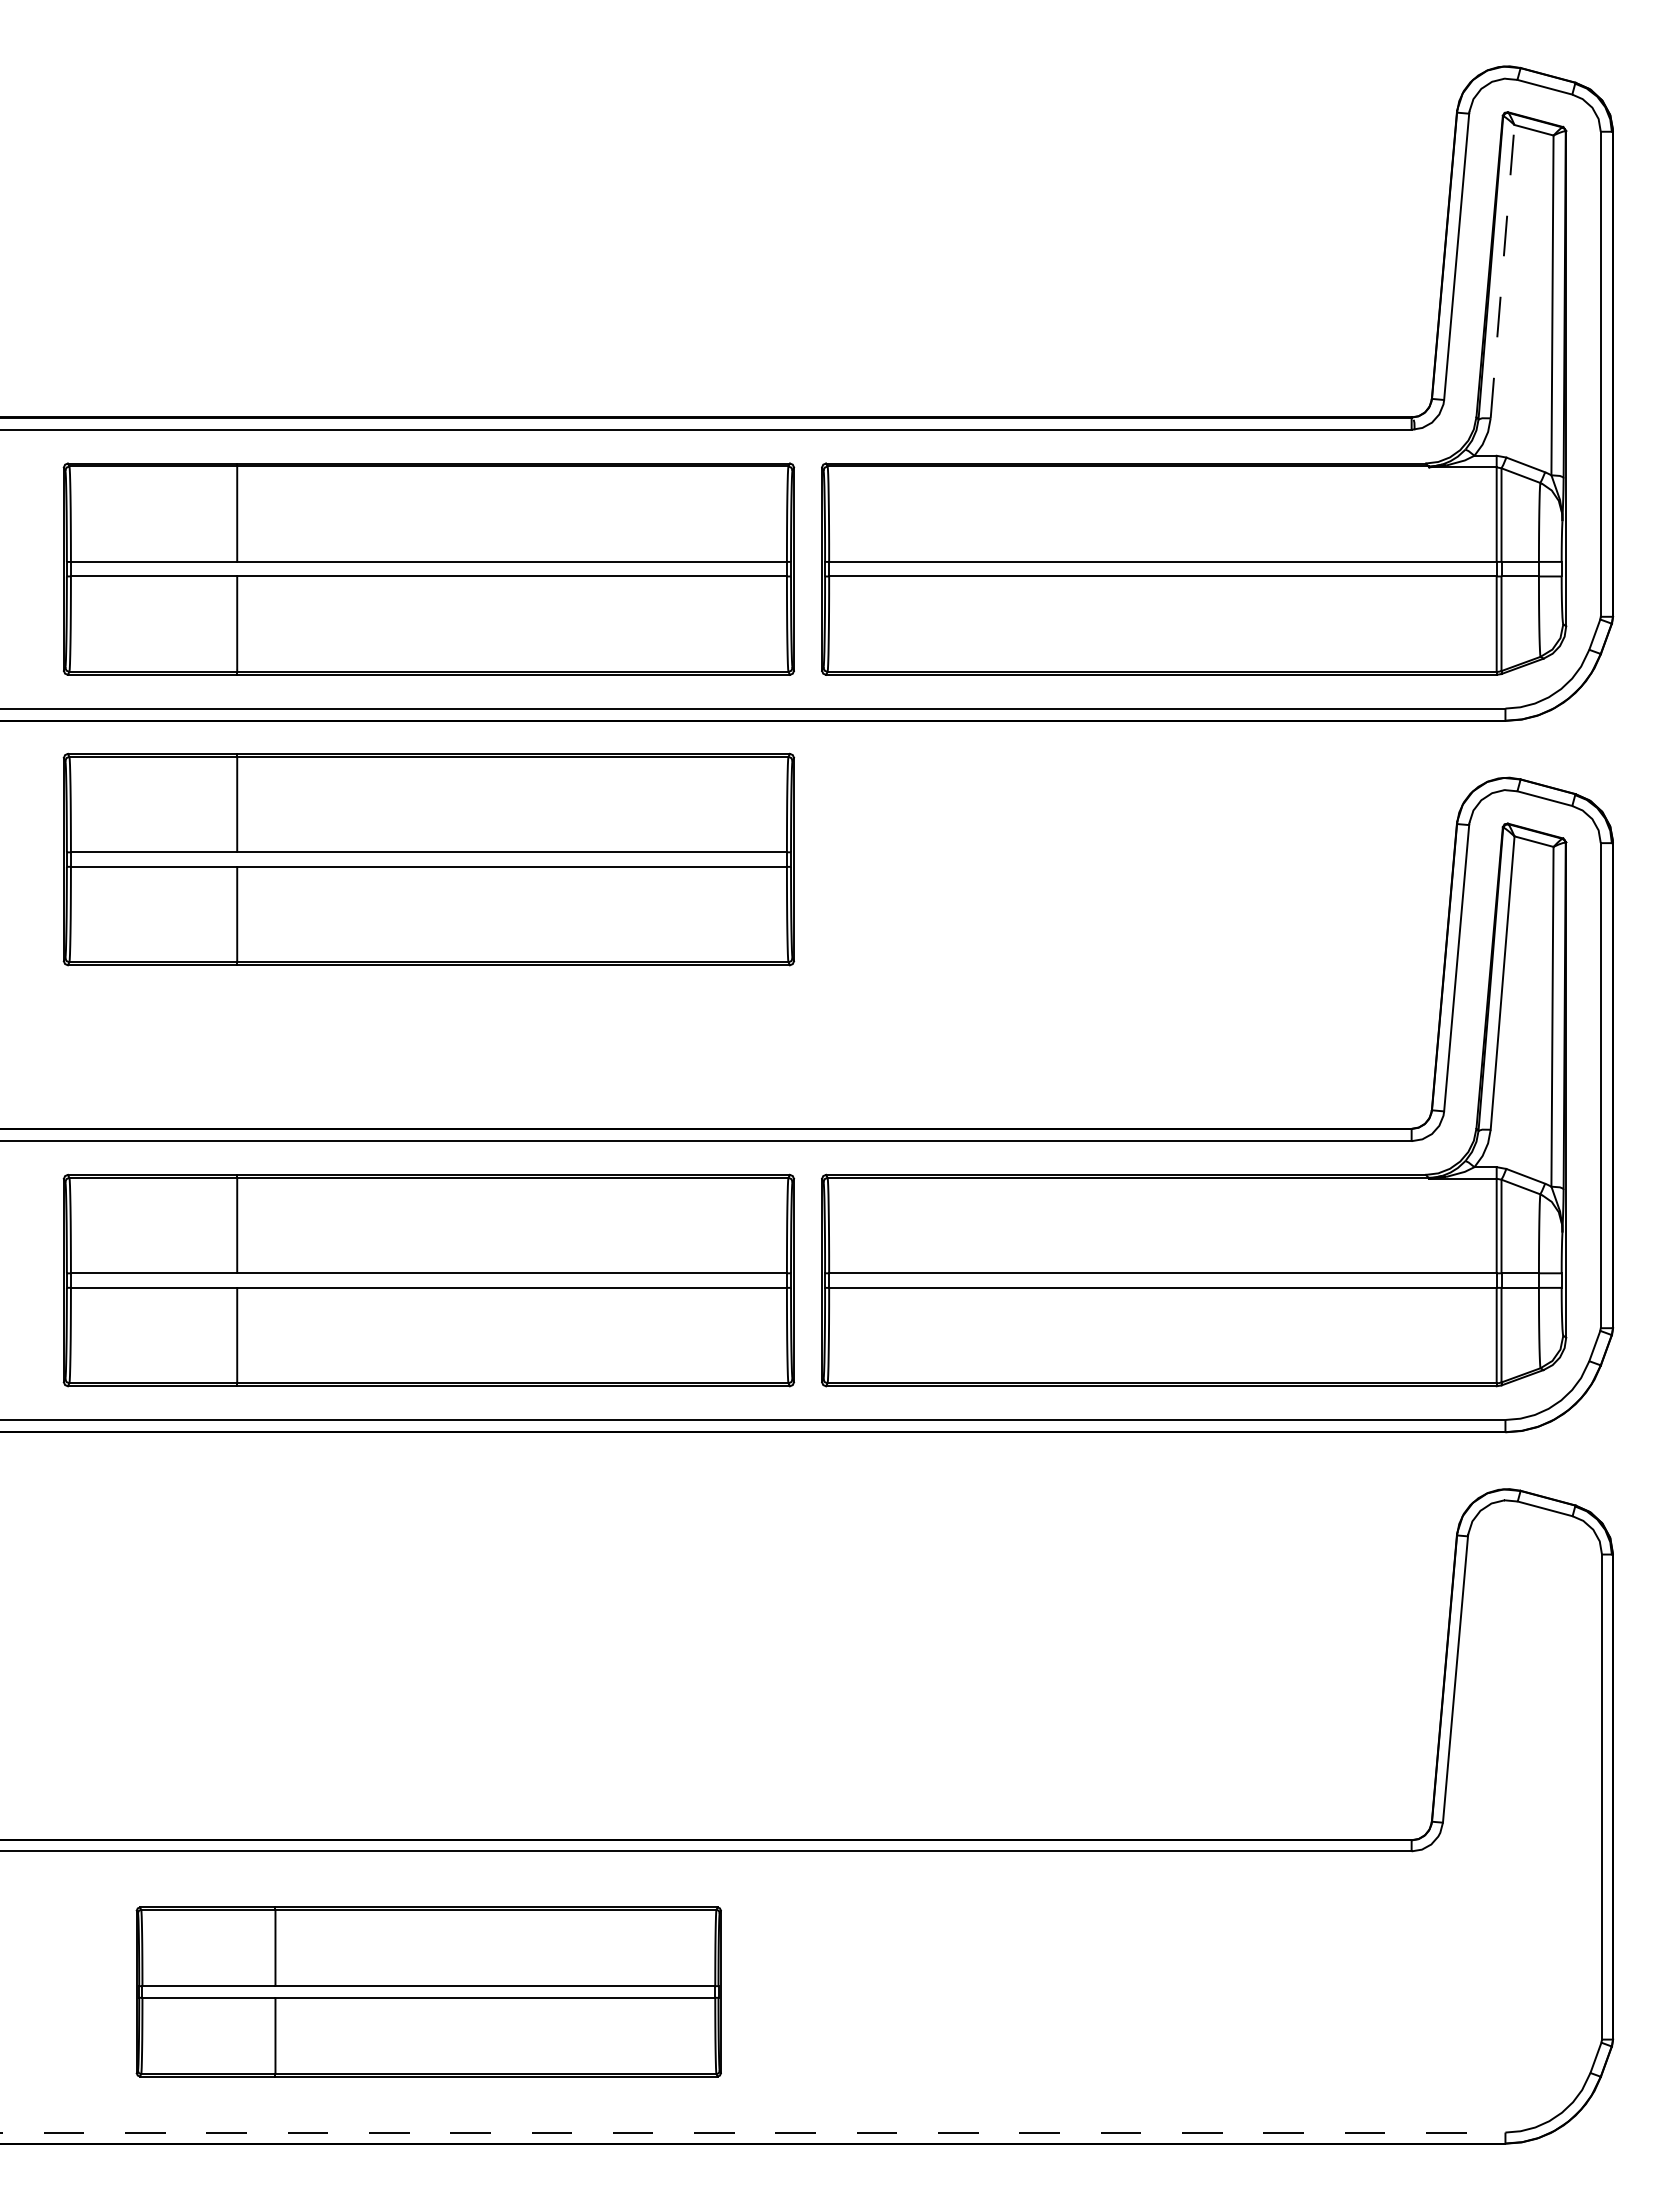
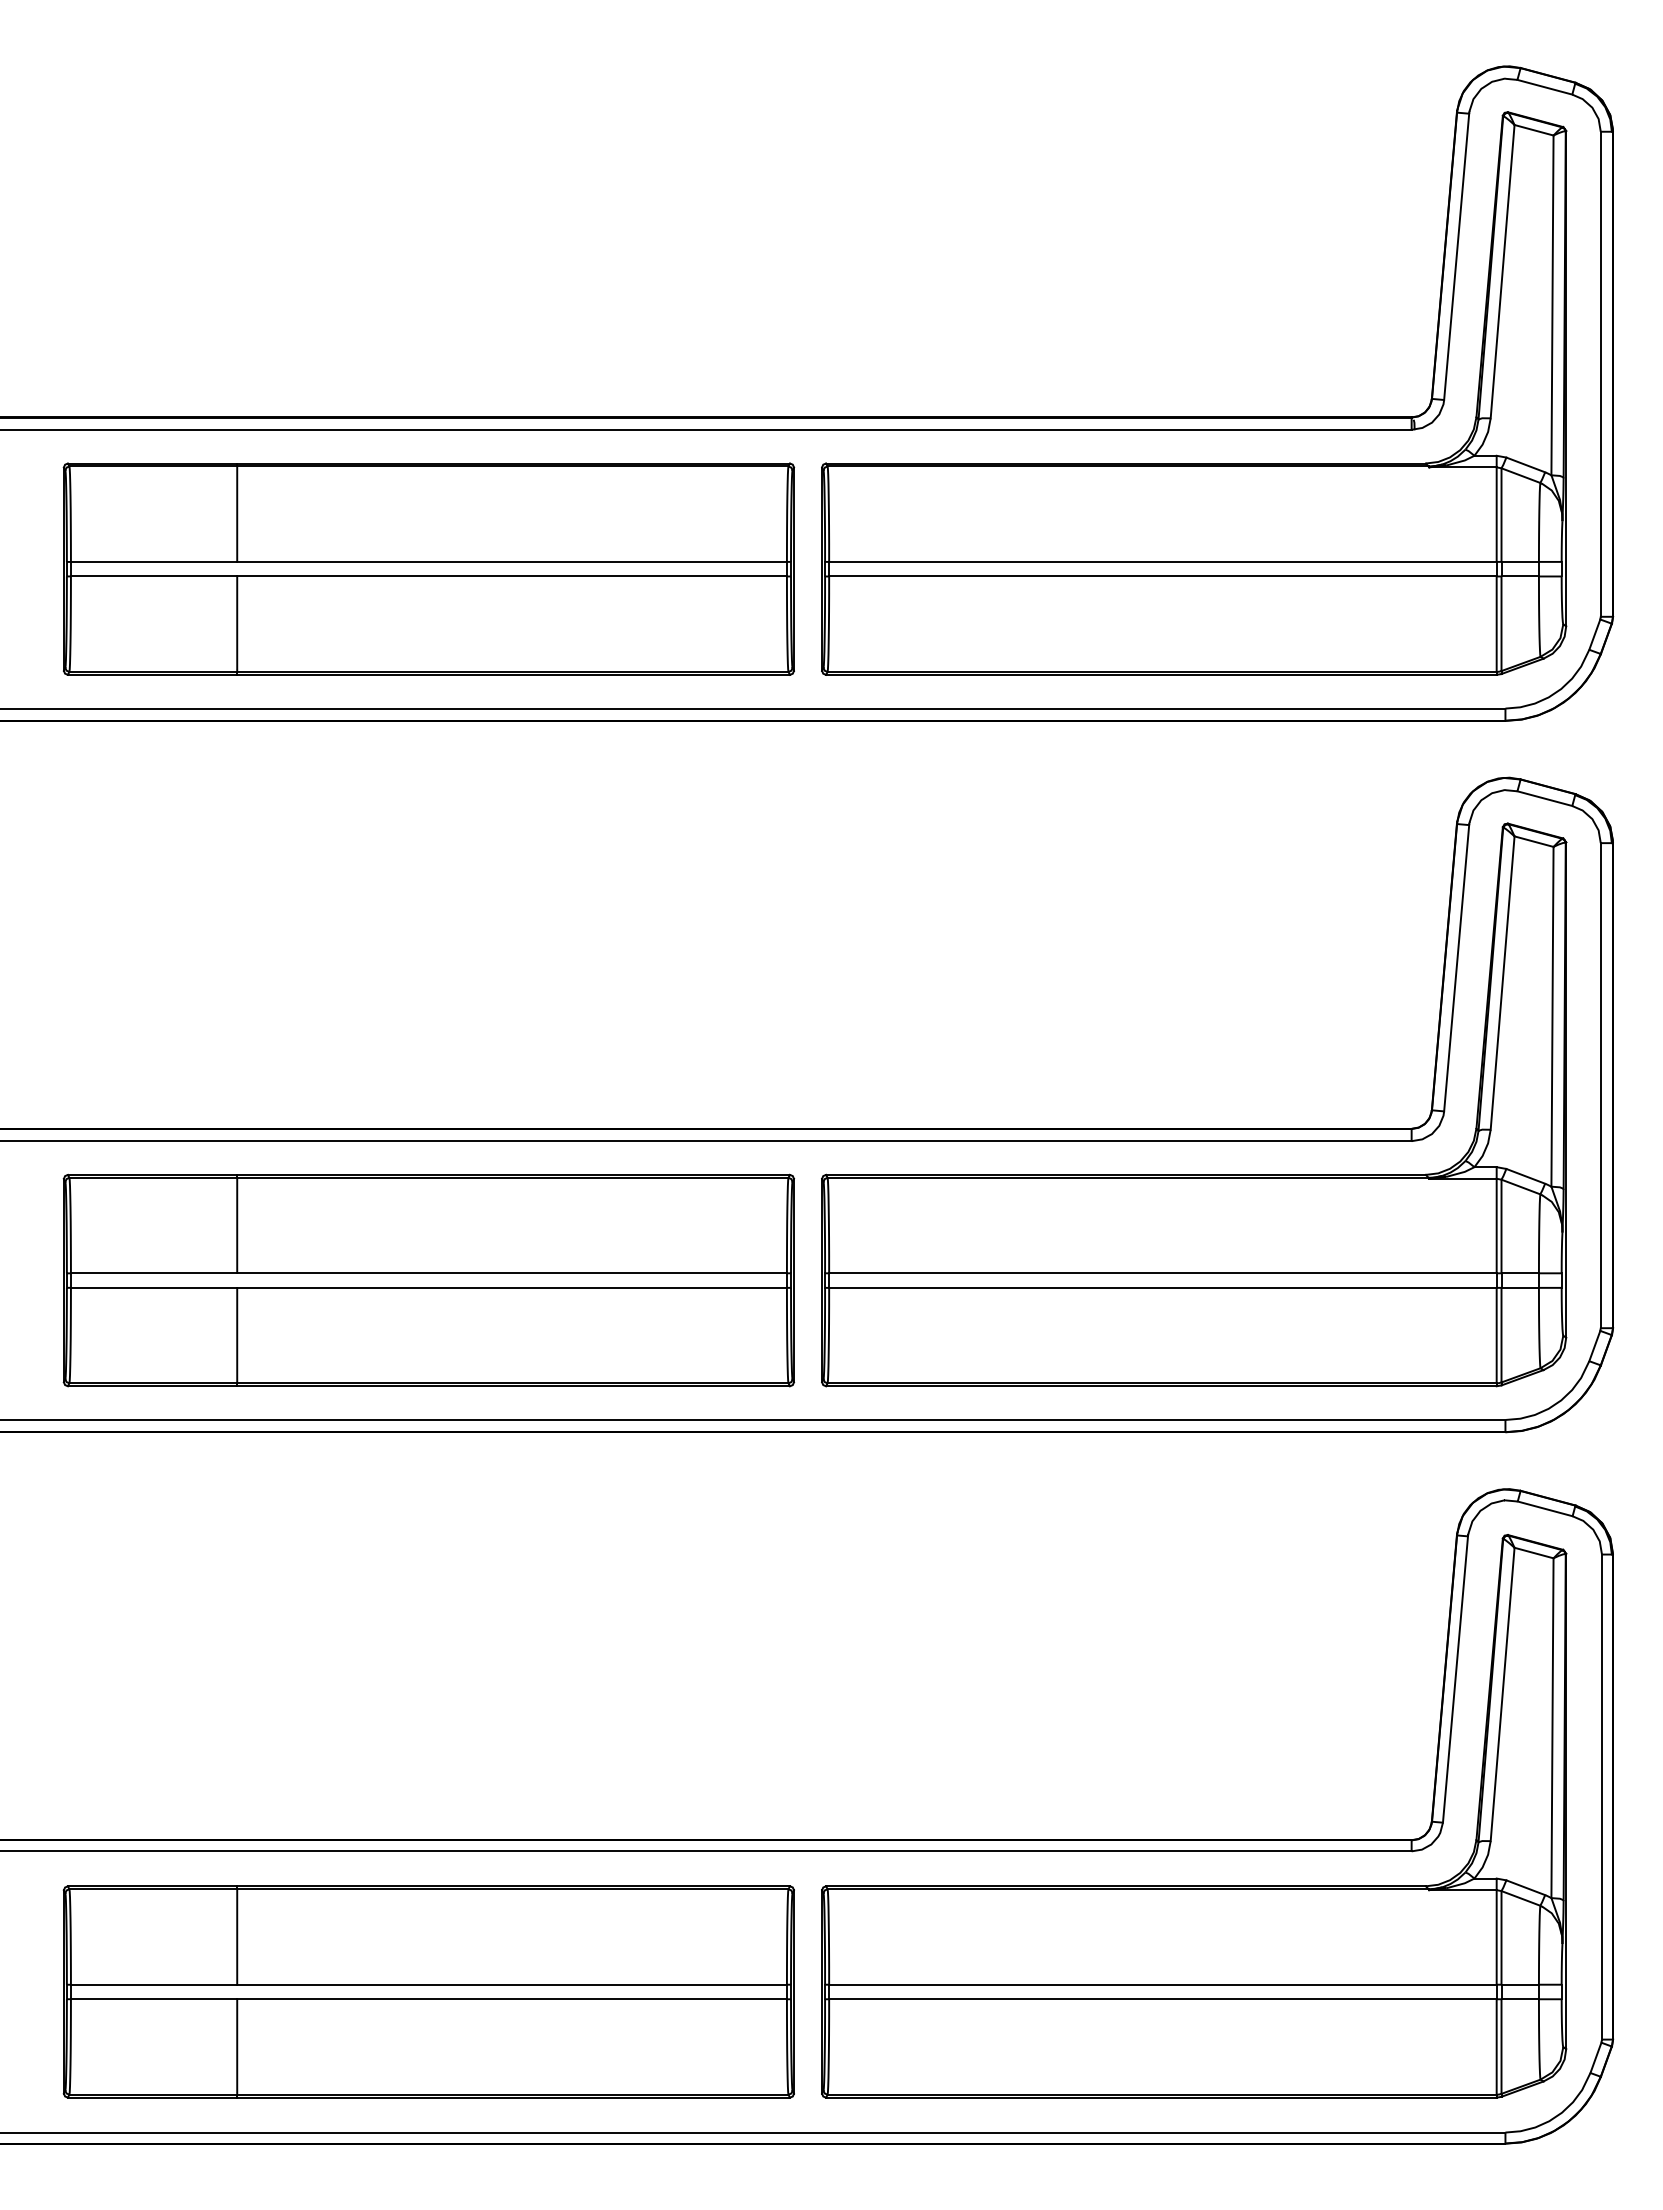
line: dashed -> solid (1502, 271)
part: present -> none (428, 859)
part: none -> present (1194, 1885)
part size: 587x172 px -> 733x214 px (428, 1991)
line: dashed -> solid (753, 2132)
